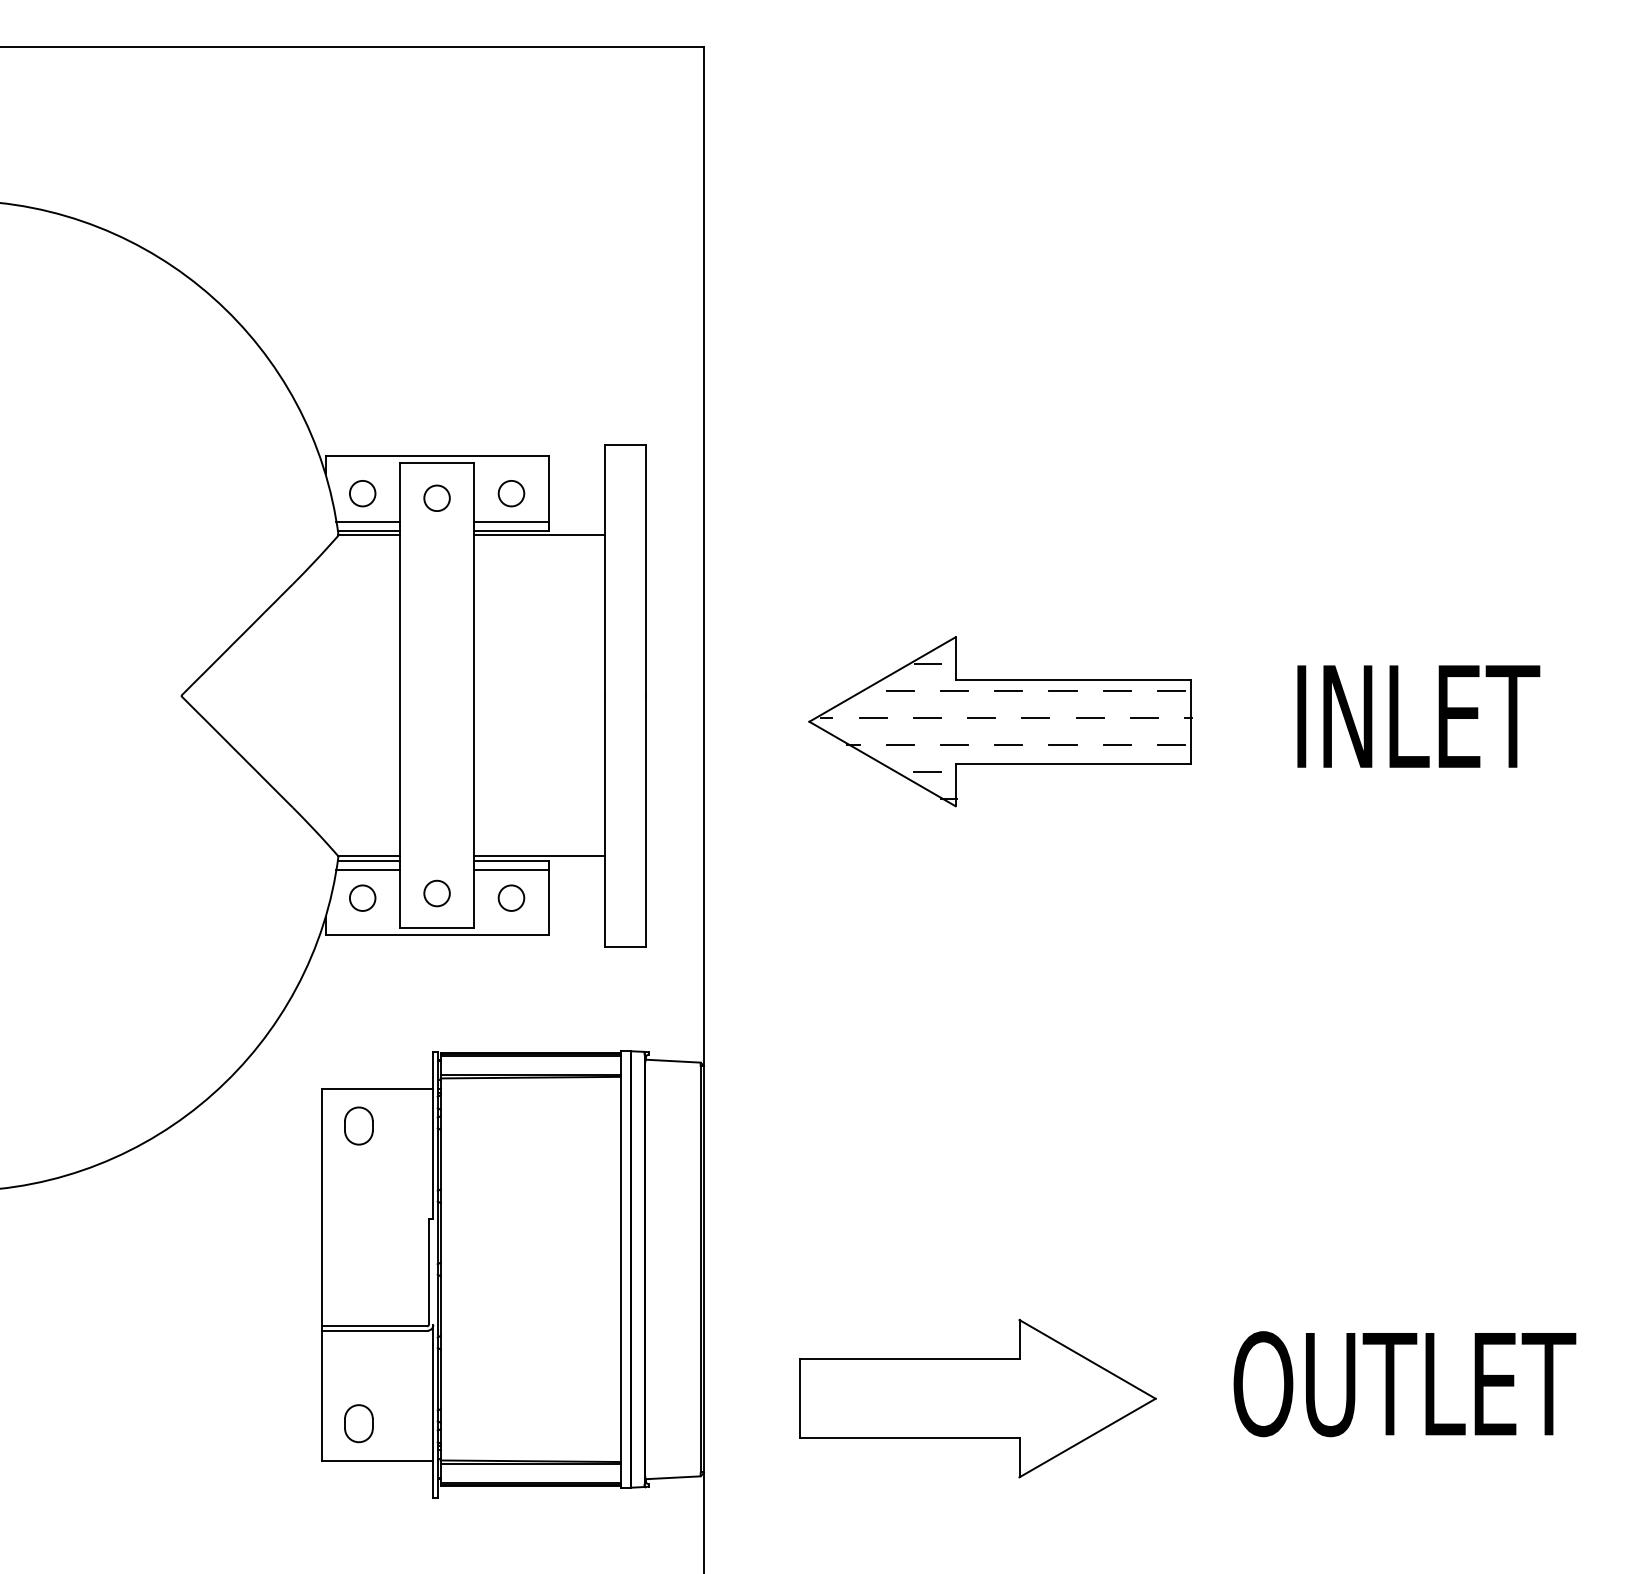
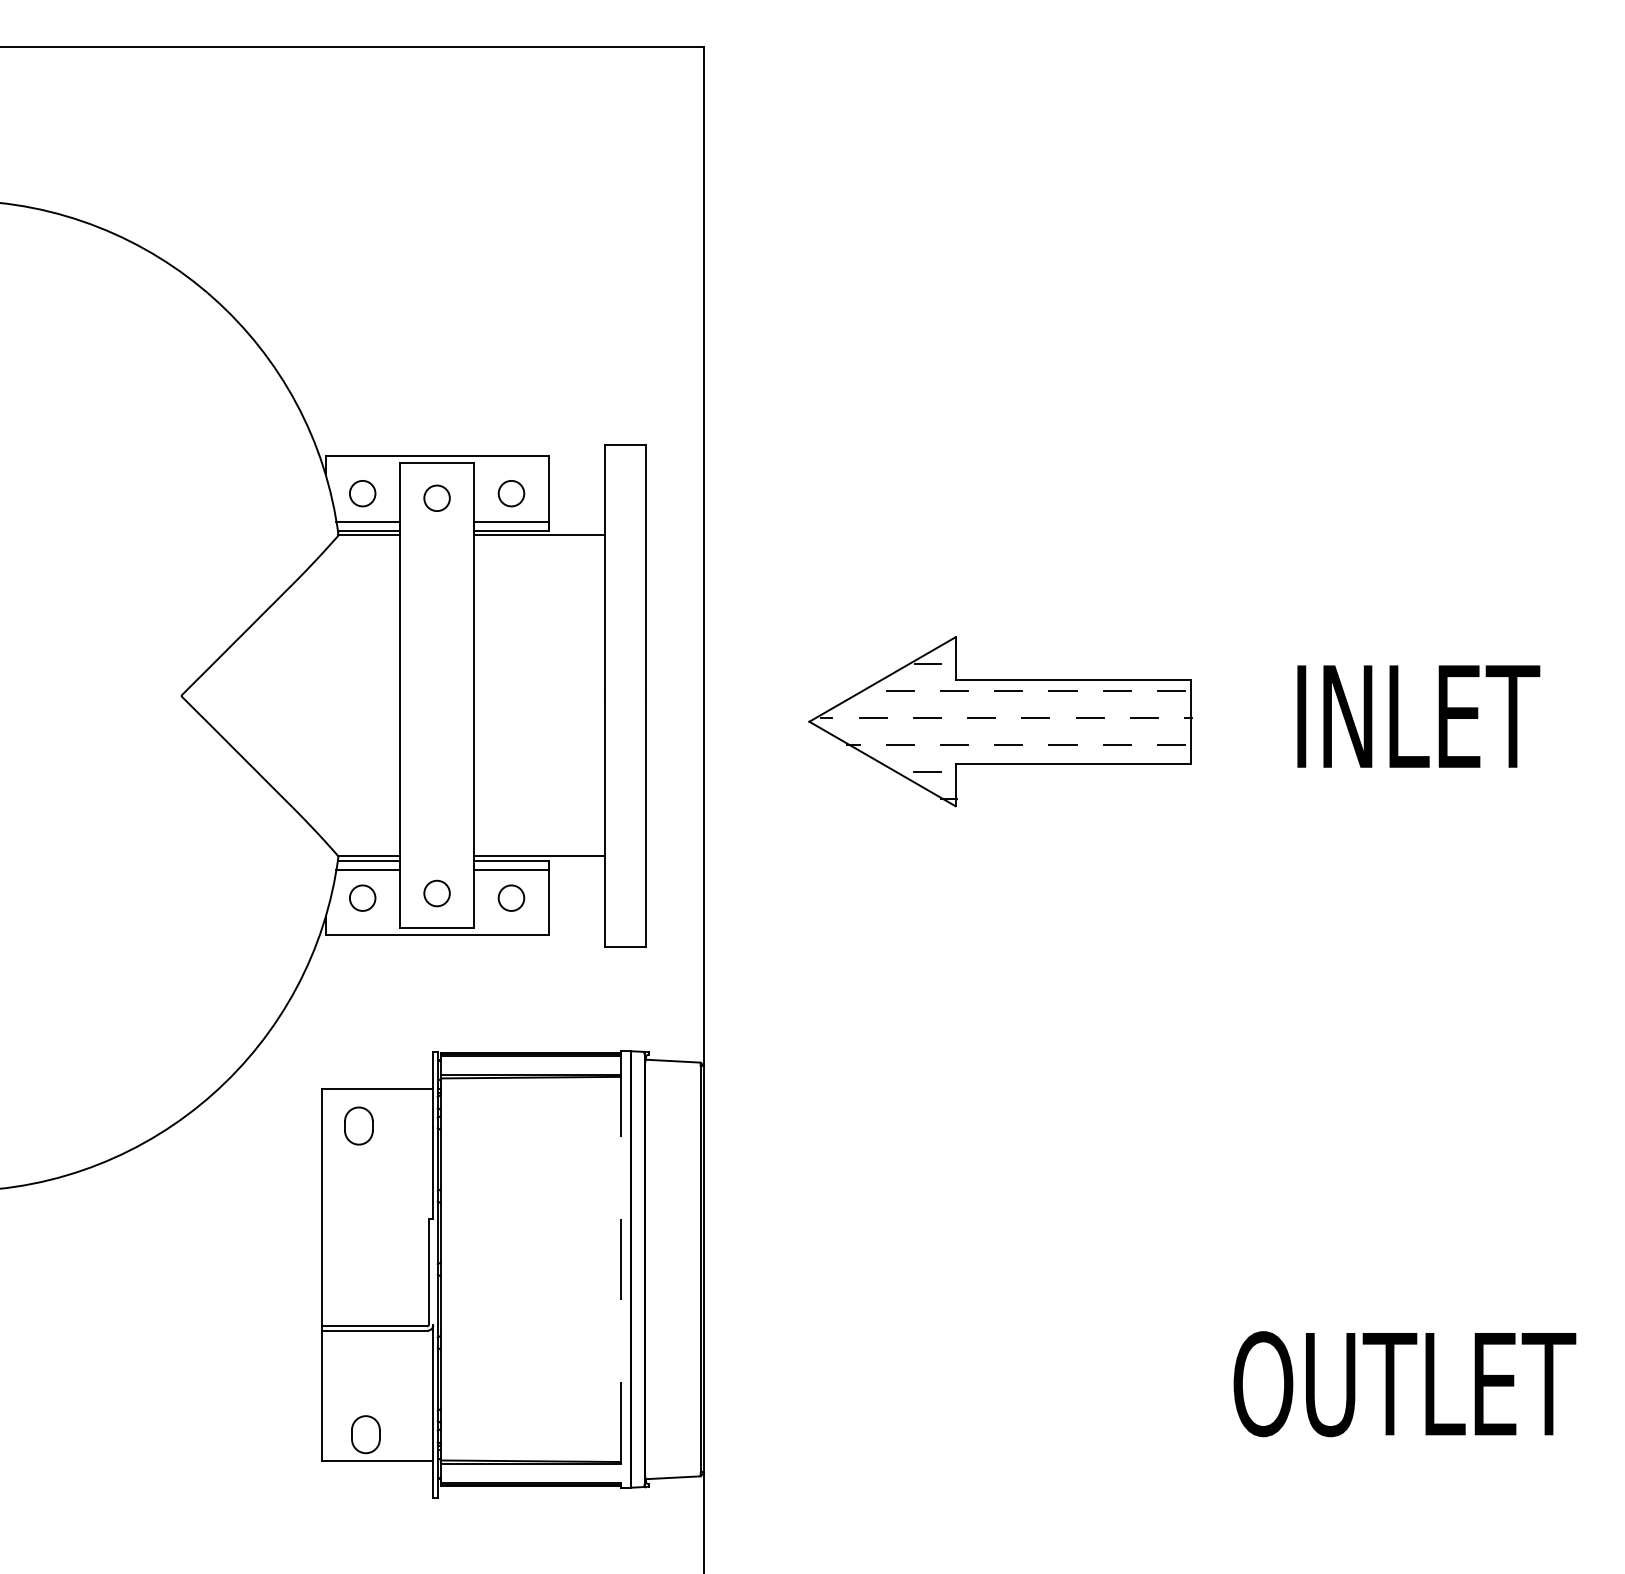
line: solid -> dashed (620, 1269)
part: present -> none (977, 1398)
part position: (358, 1423) -> (365, 1434) (365, 1434)
